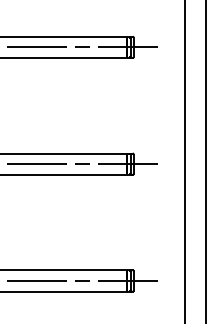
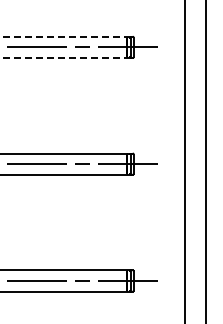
line: solid -> dashed (65, 36)
line: solid -> dashed (65, 58)
